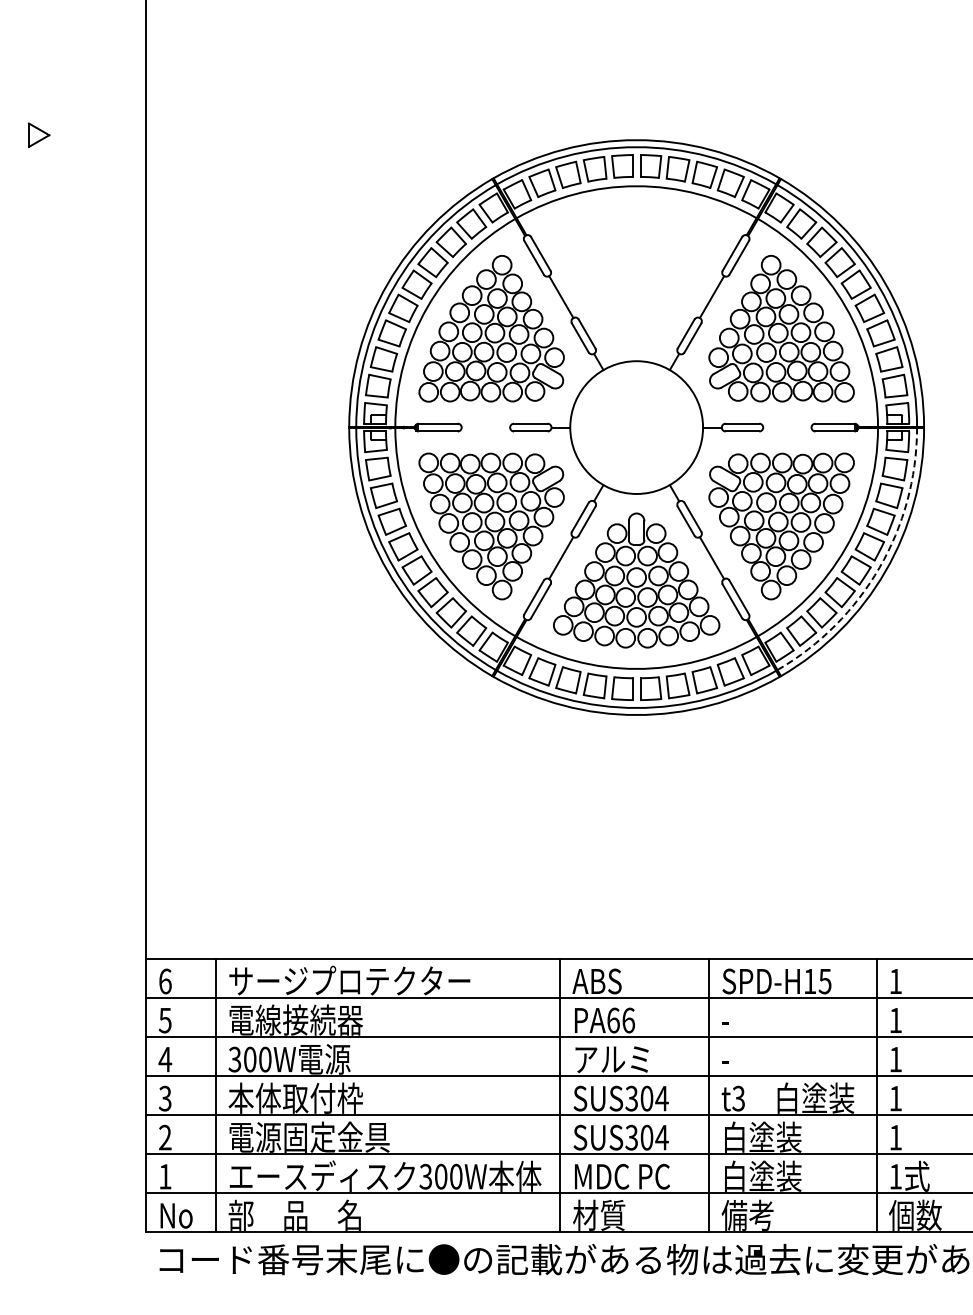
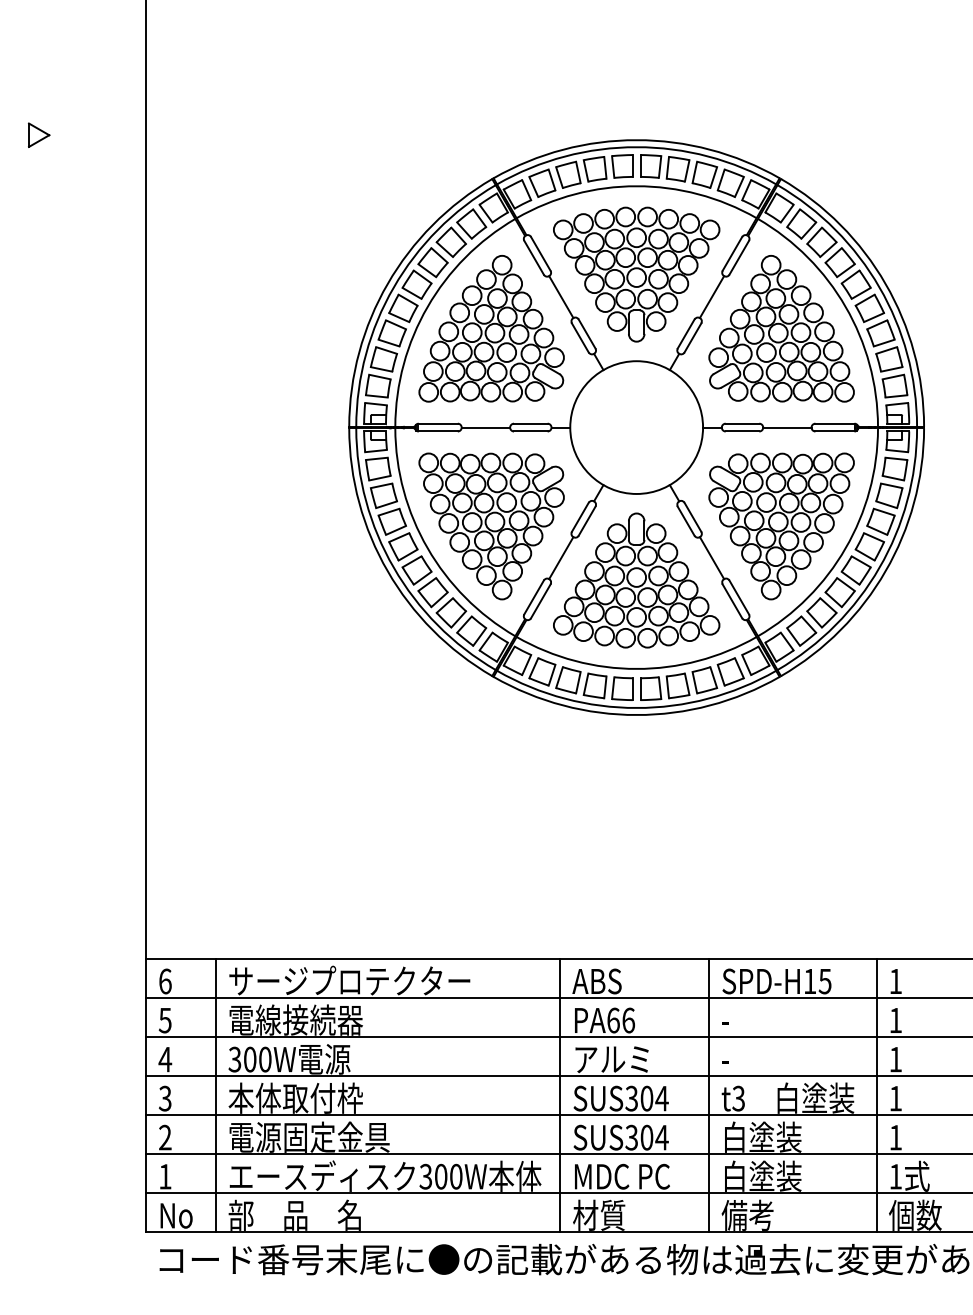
part: none -> present (636, 274)
line: none -> present (485, 427)
line: none -> present (787, 427)
arc: dashed -> solid (879, 567)
